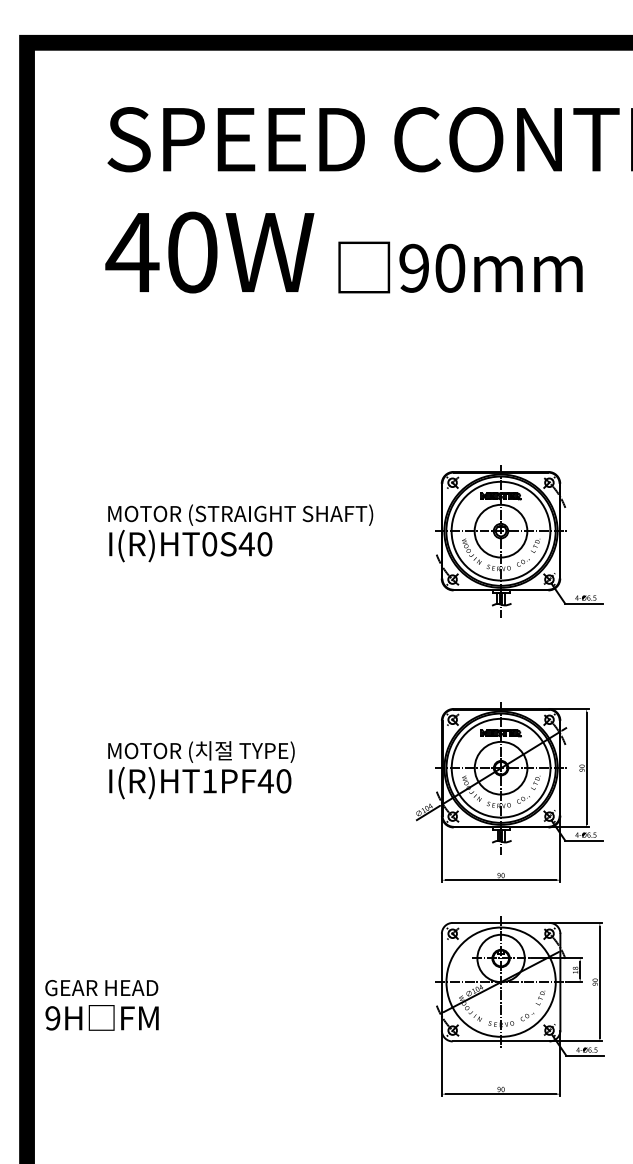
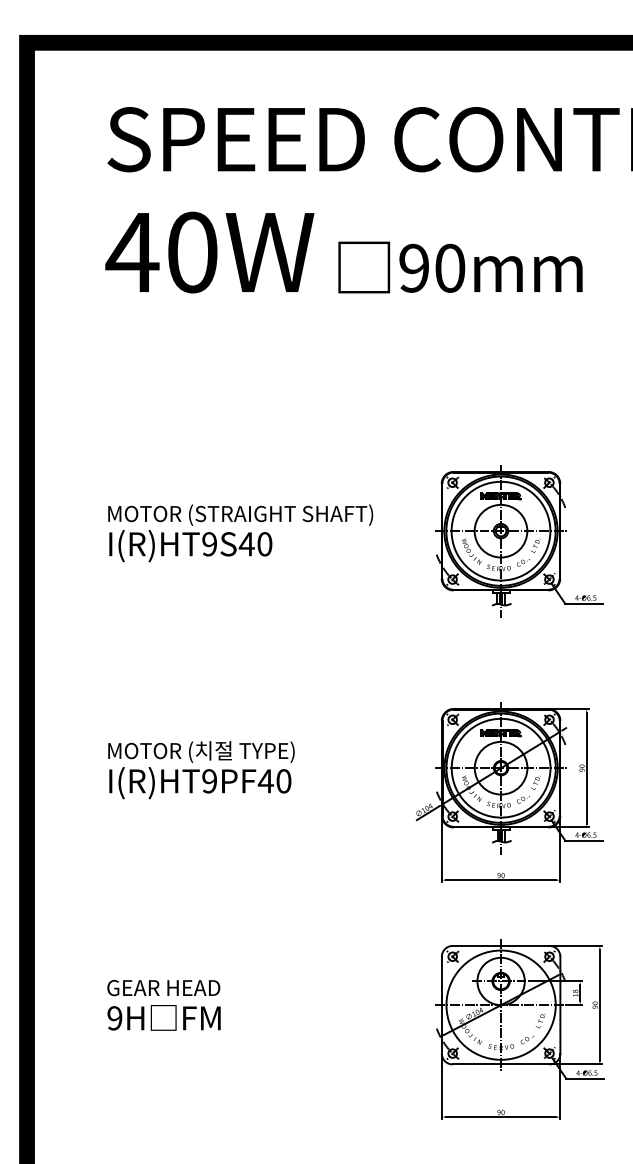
text: I(R)HT0S40 -> I(R)HT9S40 (209, 544)
text: I(R)HT1PF40 -> I(R)HT9PF40 (209, 781)
text position: (101, 1005) -> (163, 1005) (163, 1005)
part position: (519, 1006) -> (519, 1029) (519, 1029)
